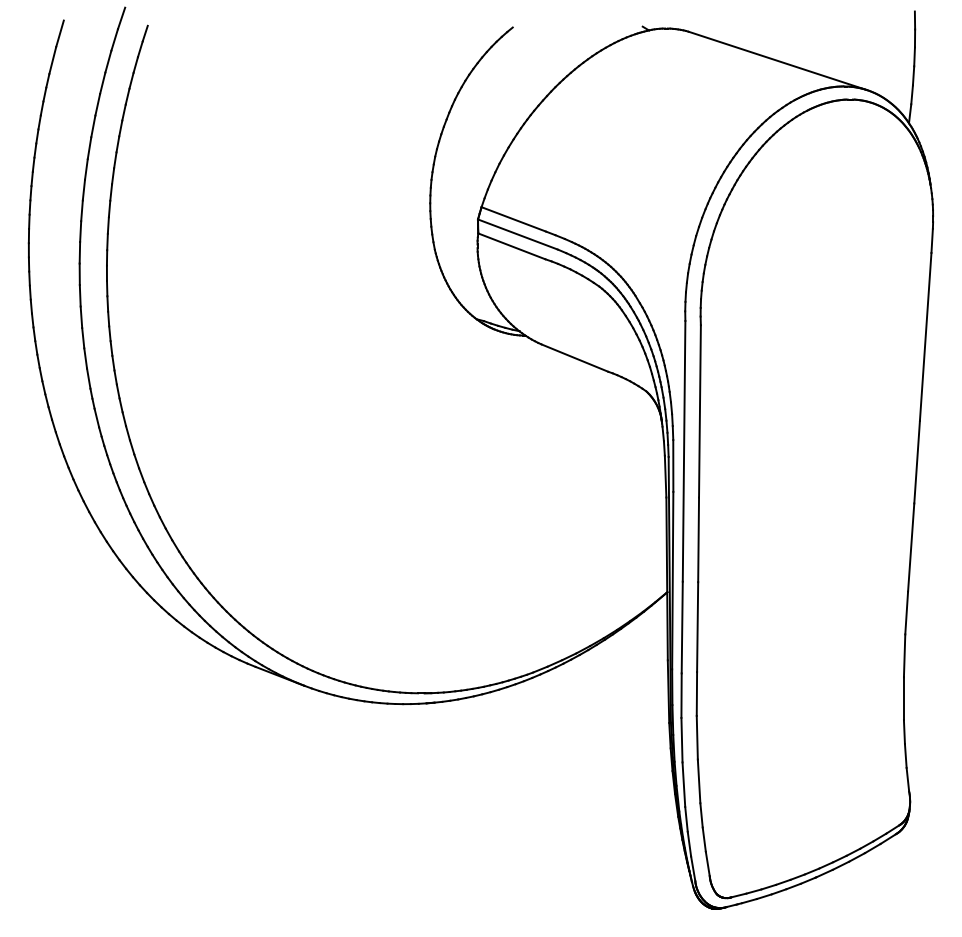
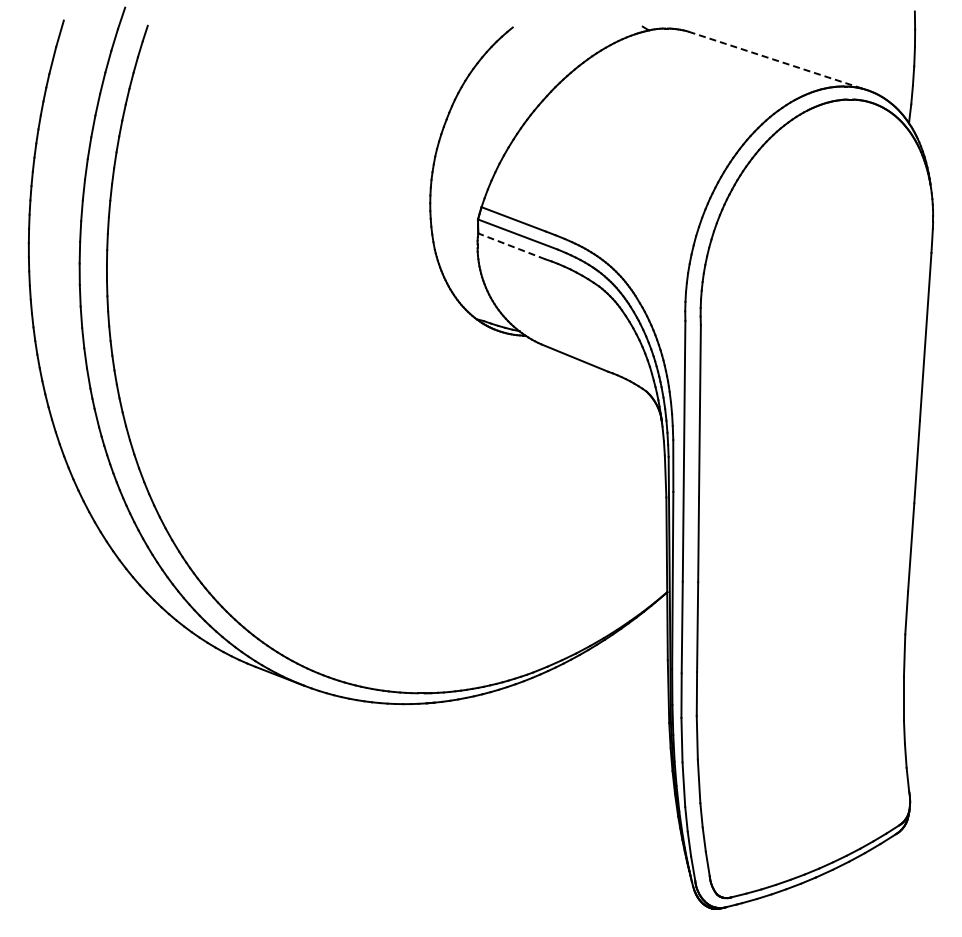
line: solid -> dashed (777, 60)
line: solid -> dashed (511, 246)
